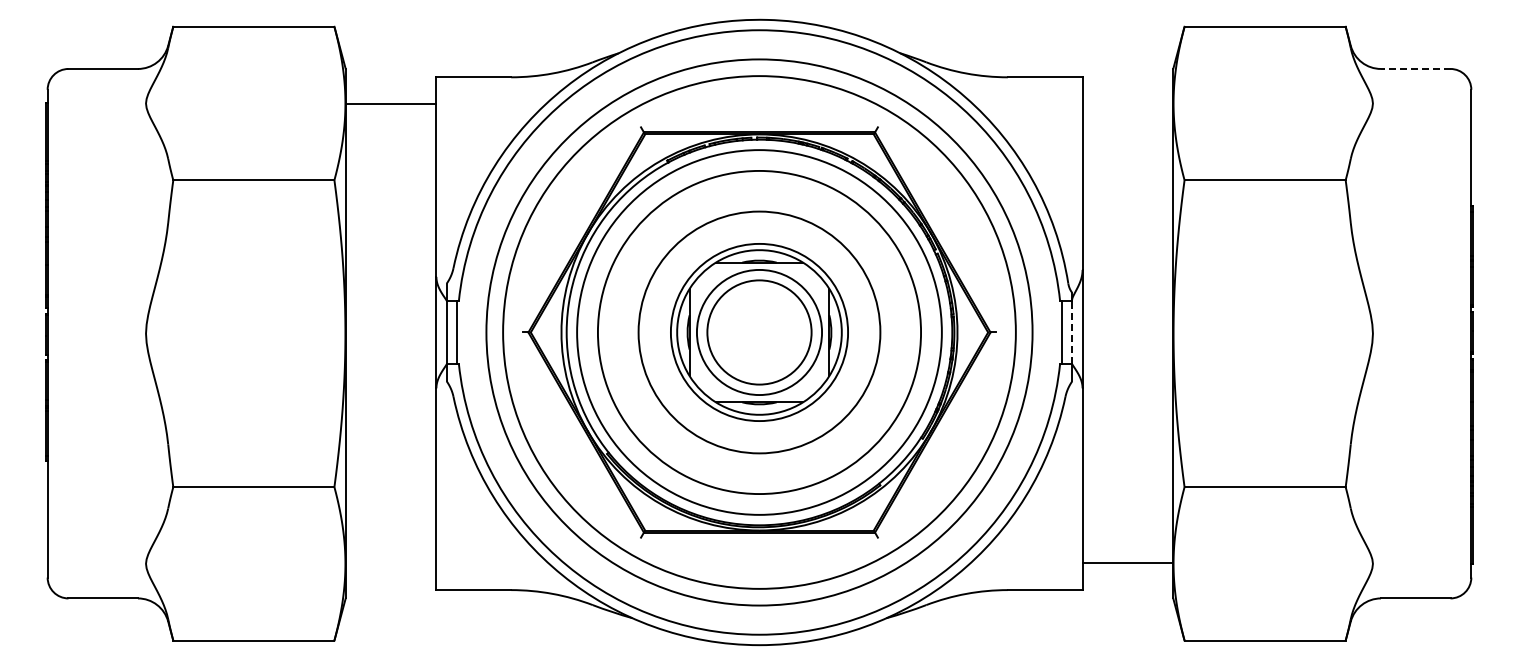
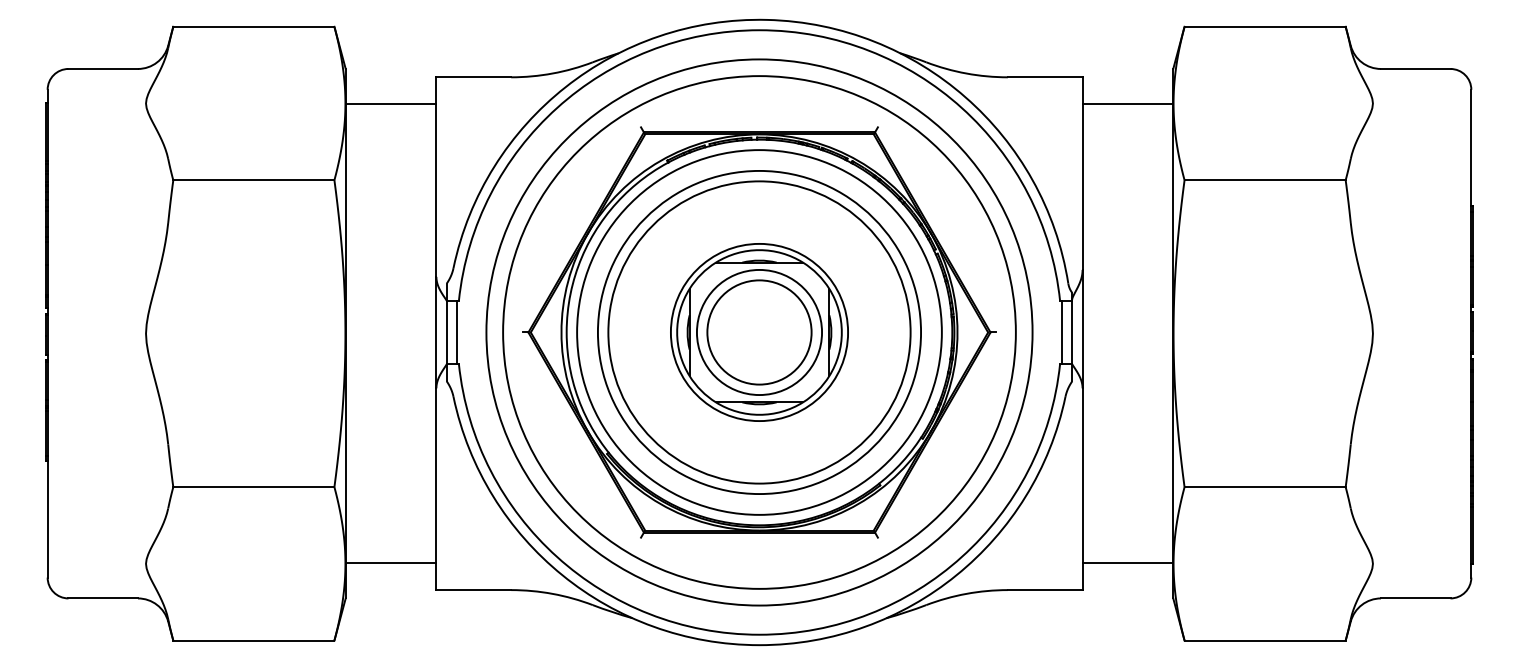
line: dashed -> solid (1415, 68)
line: none -> present (1127, 104)
circle diameter: 242 px -> 302 px (759, 332)
line: dashed -> solid (1072, 332)
line: none -> present (390, 562)
